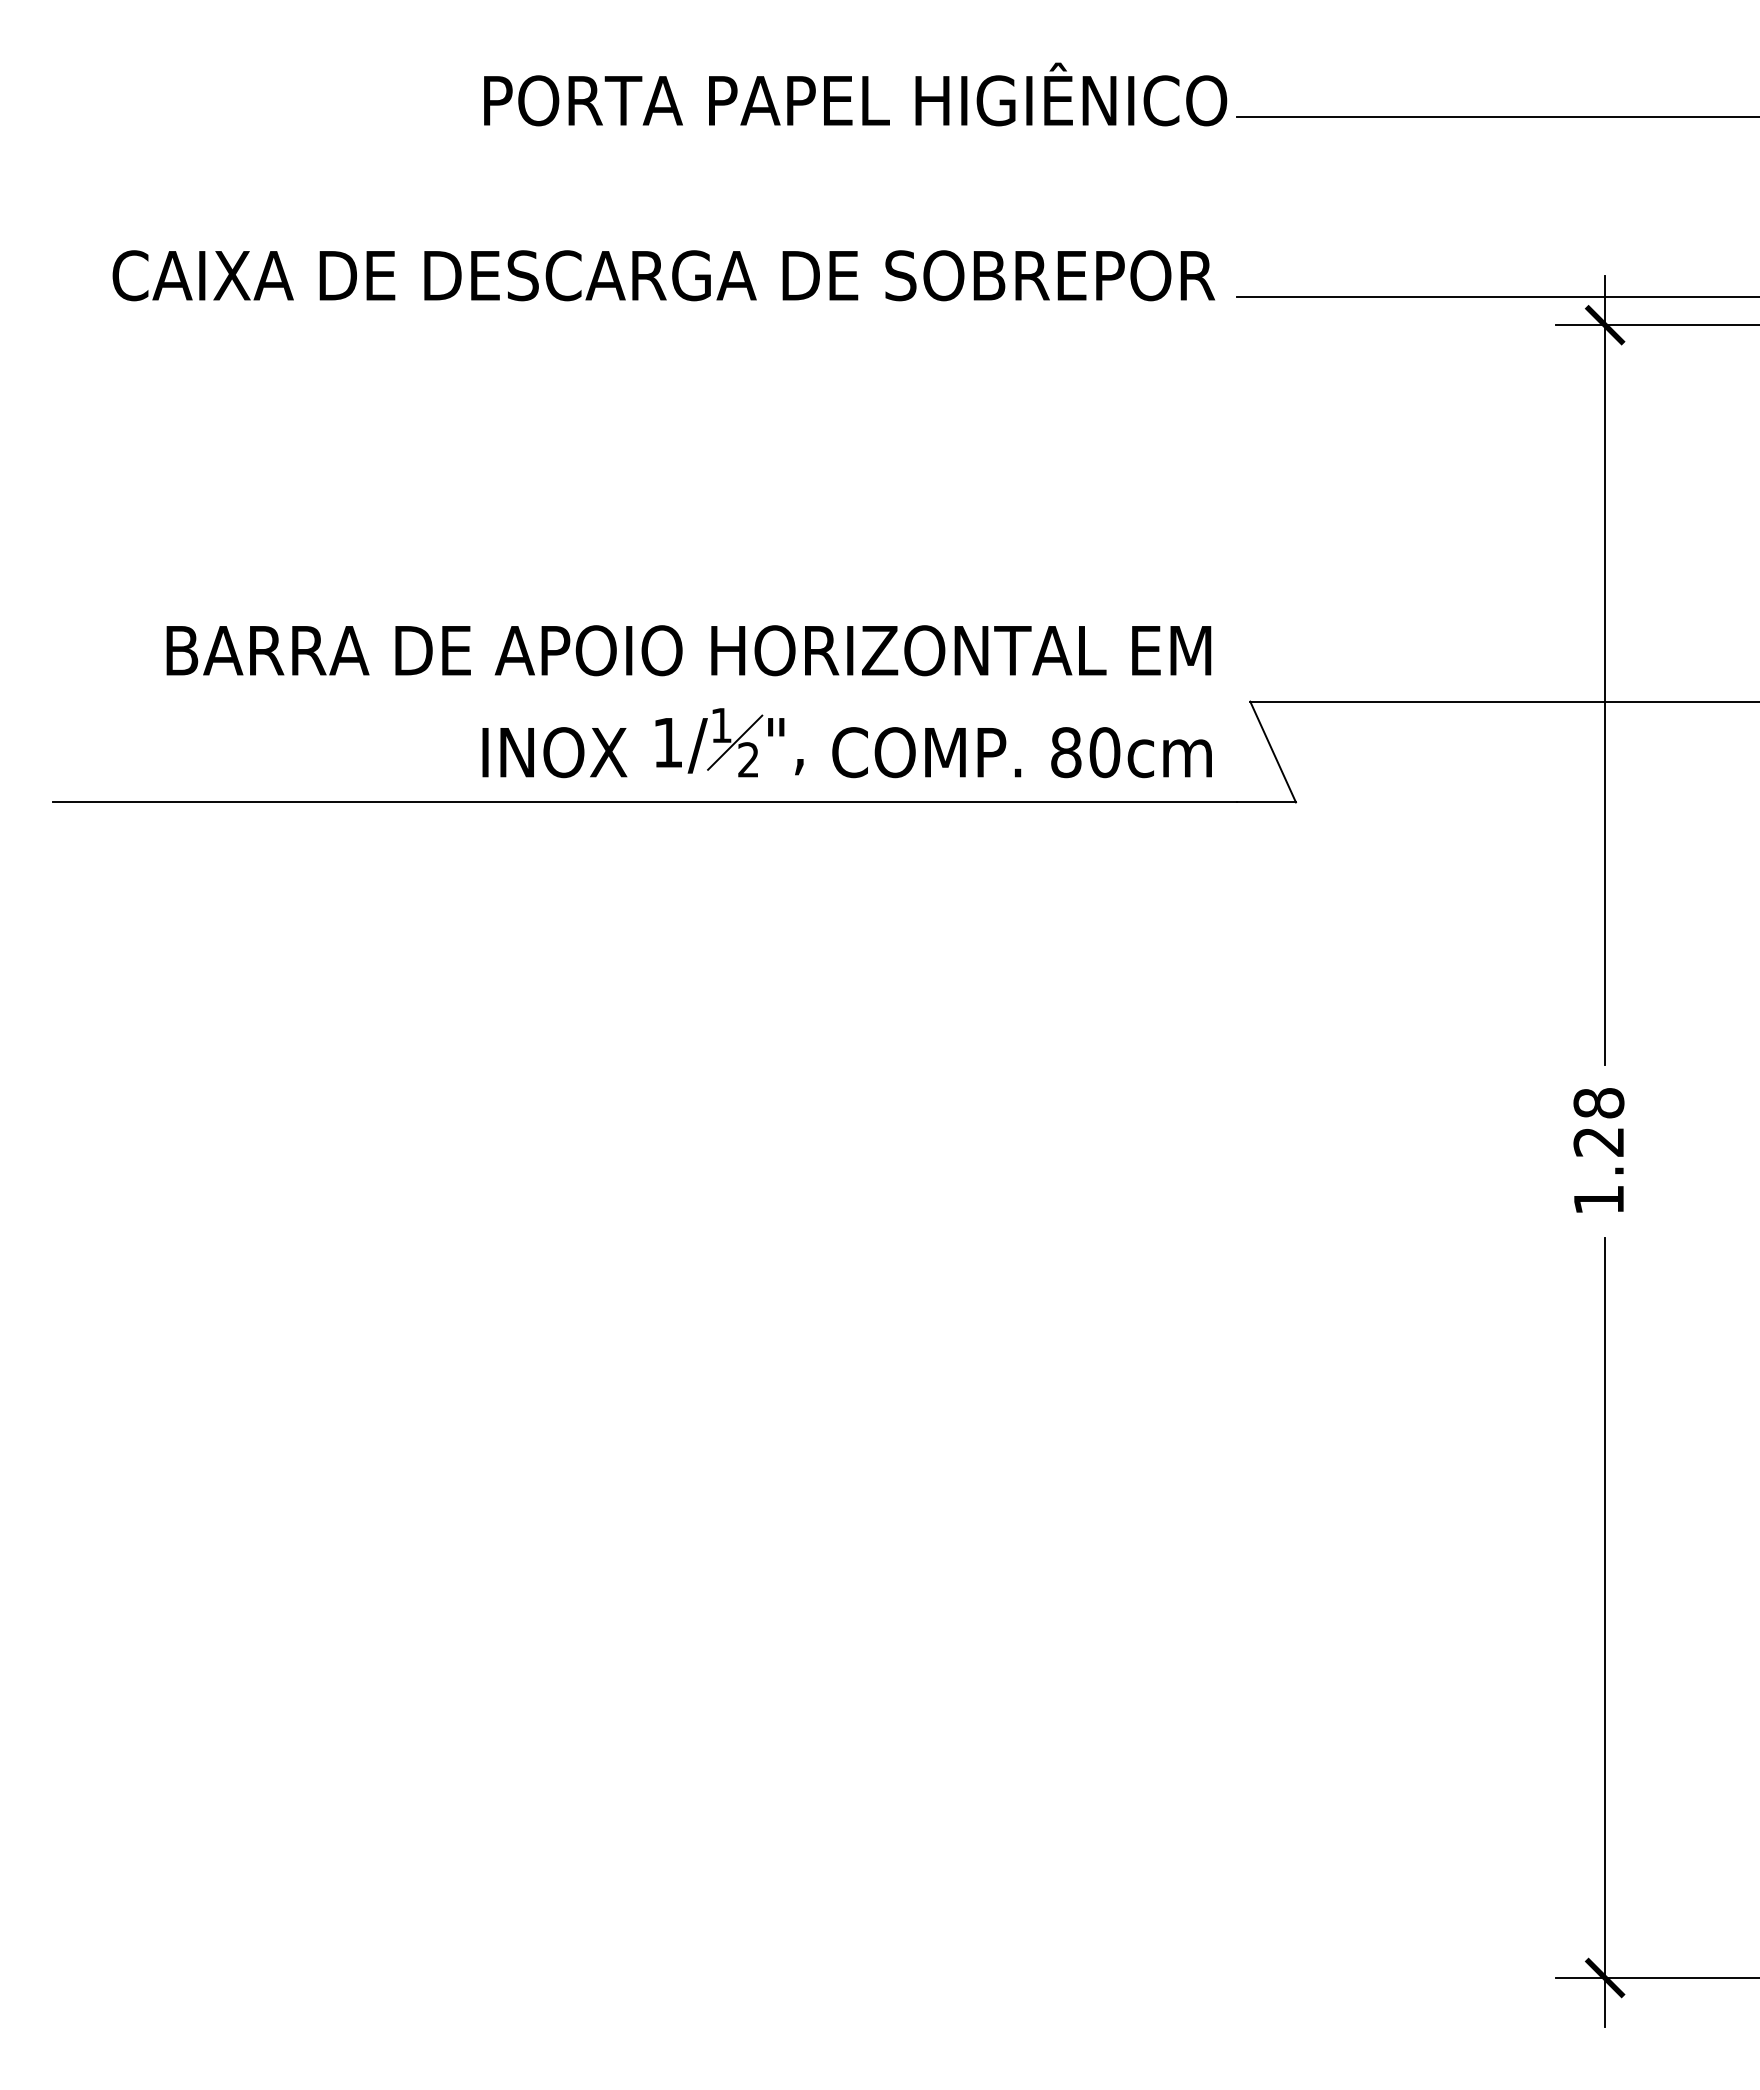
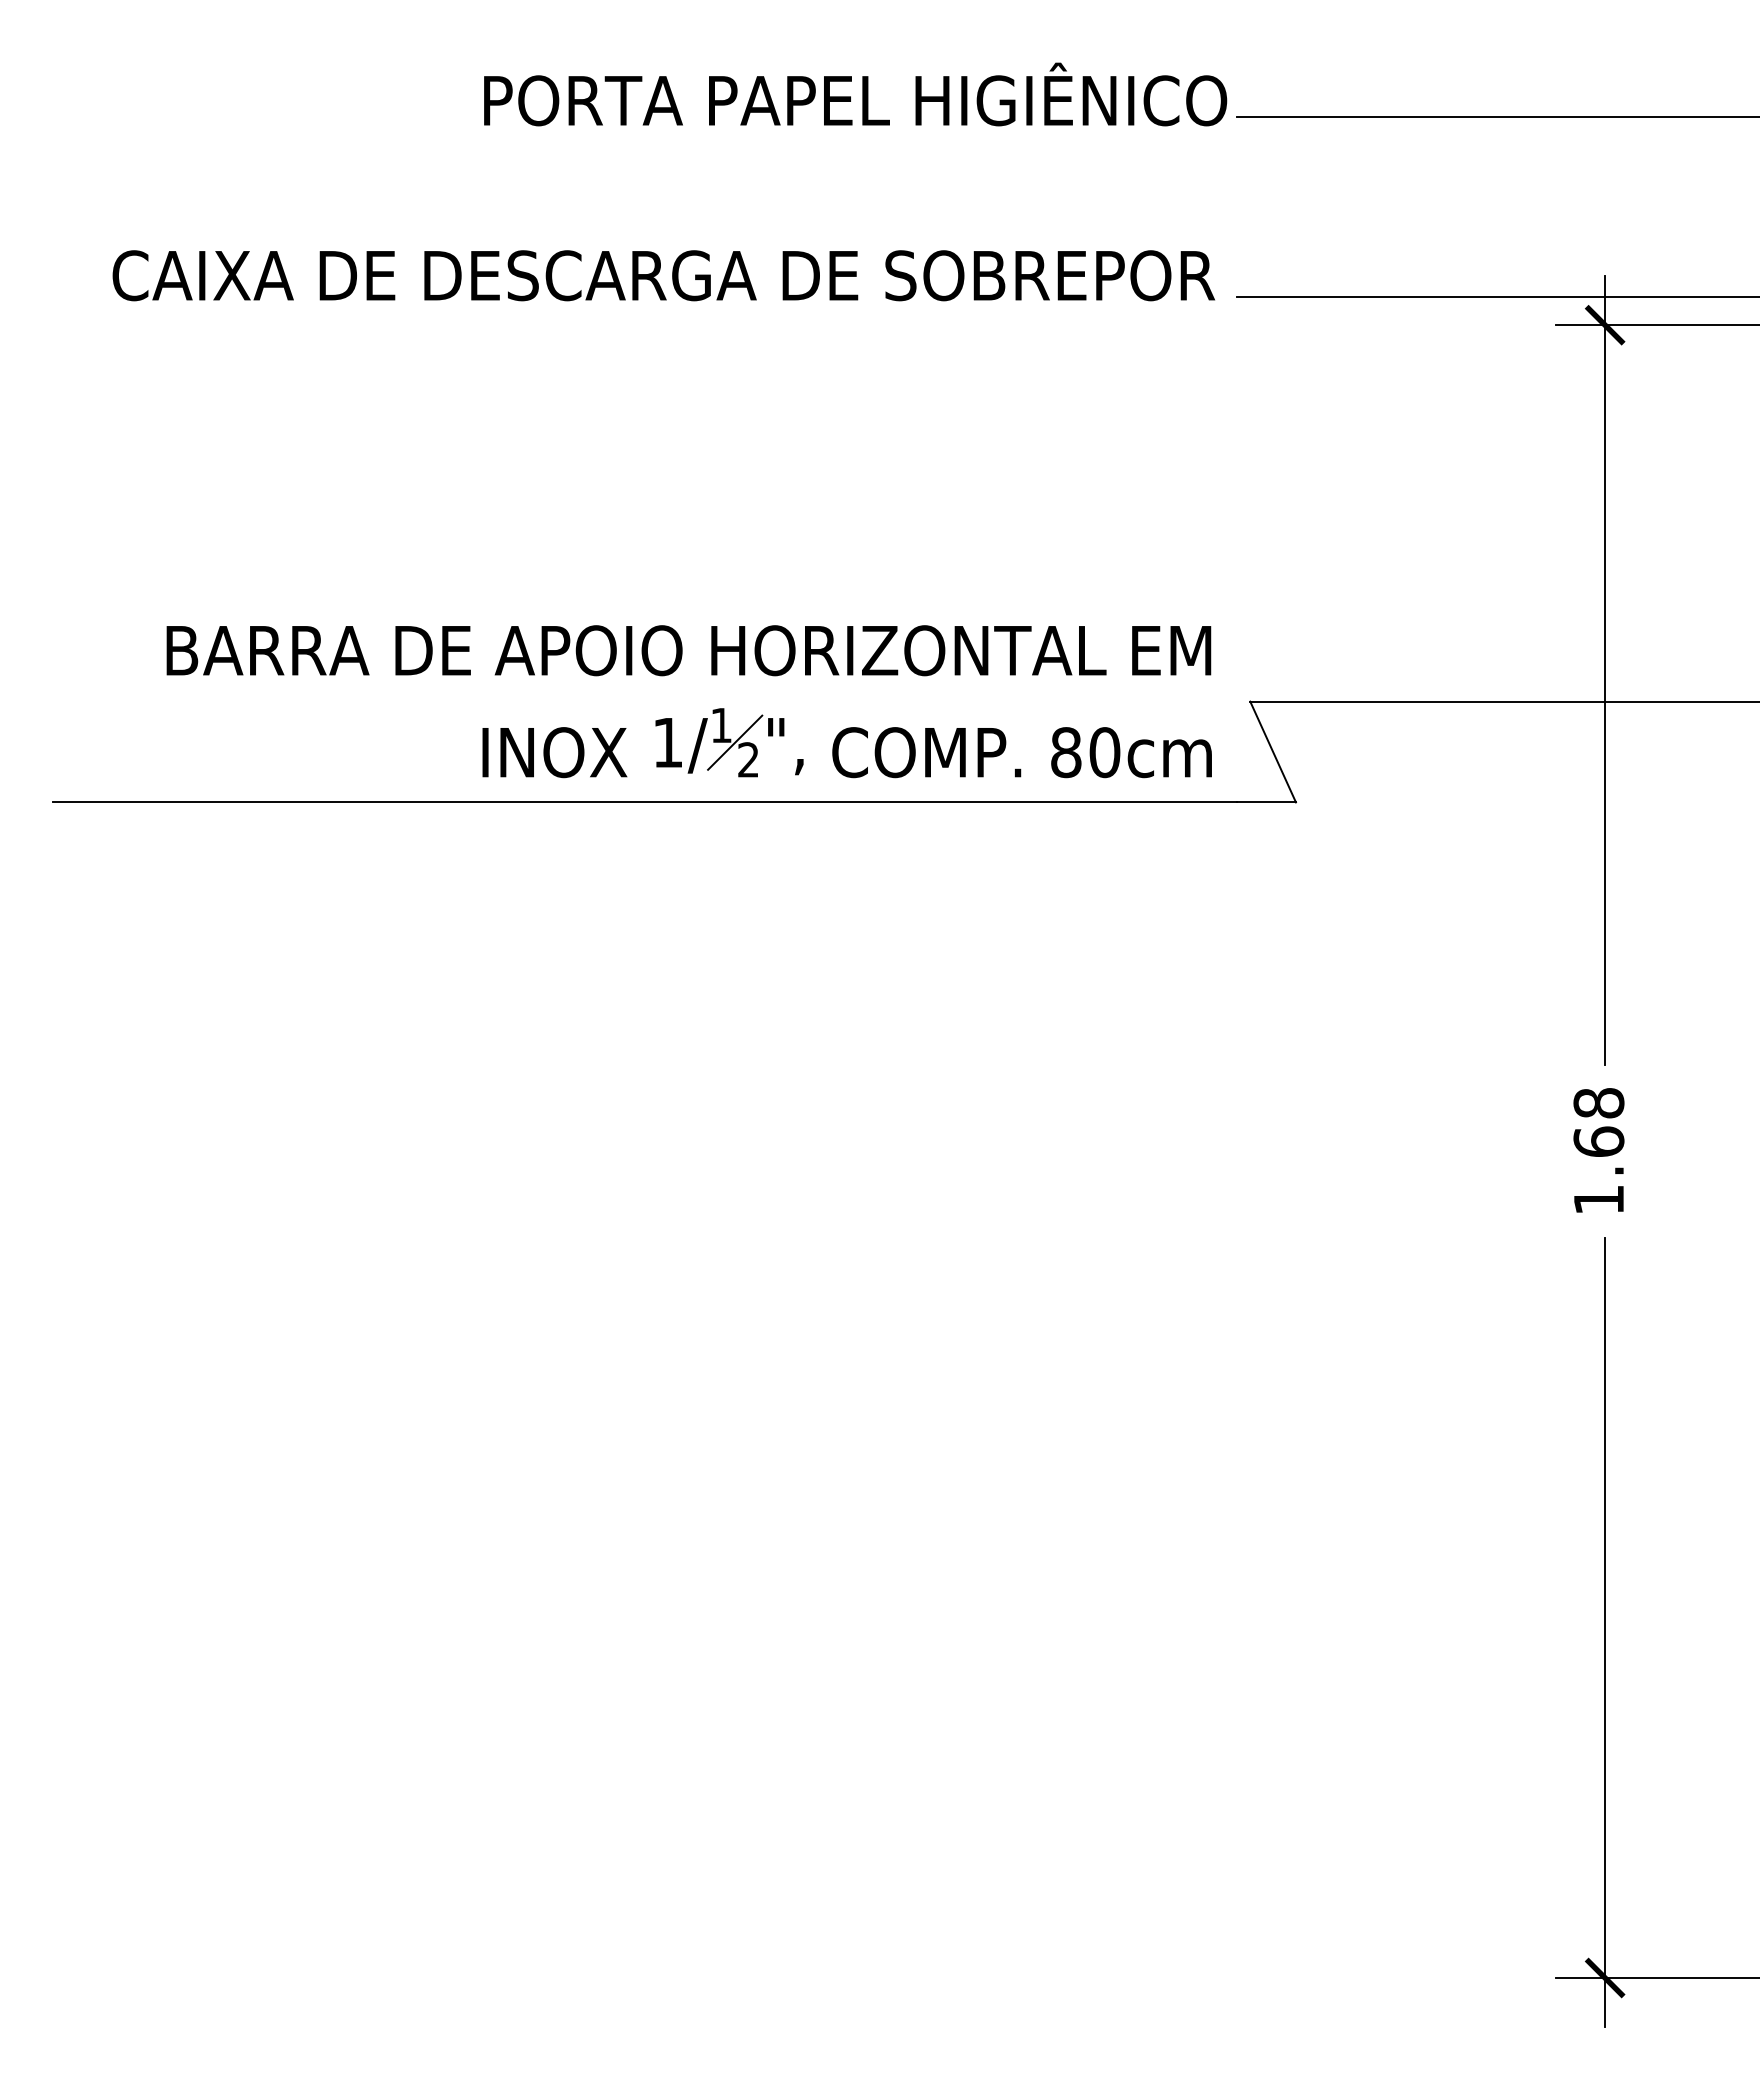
text: 1.28 -> 1.68 (1598, 1141)
